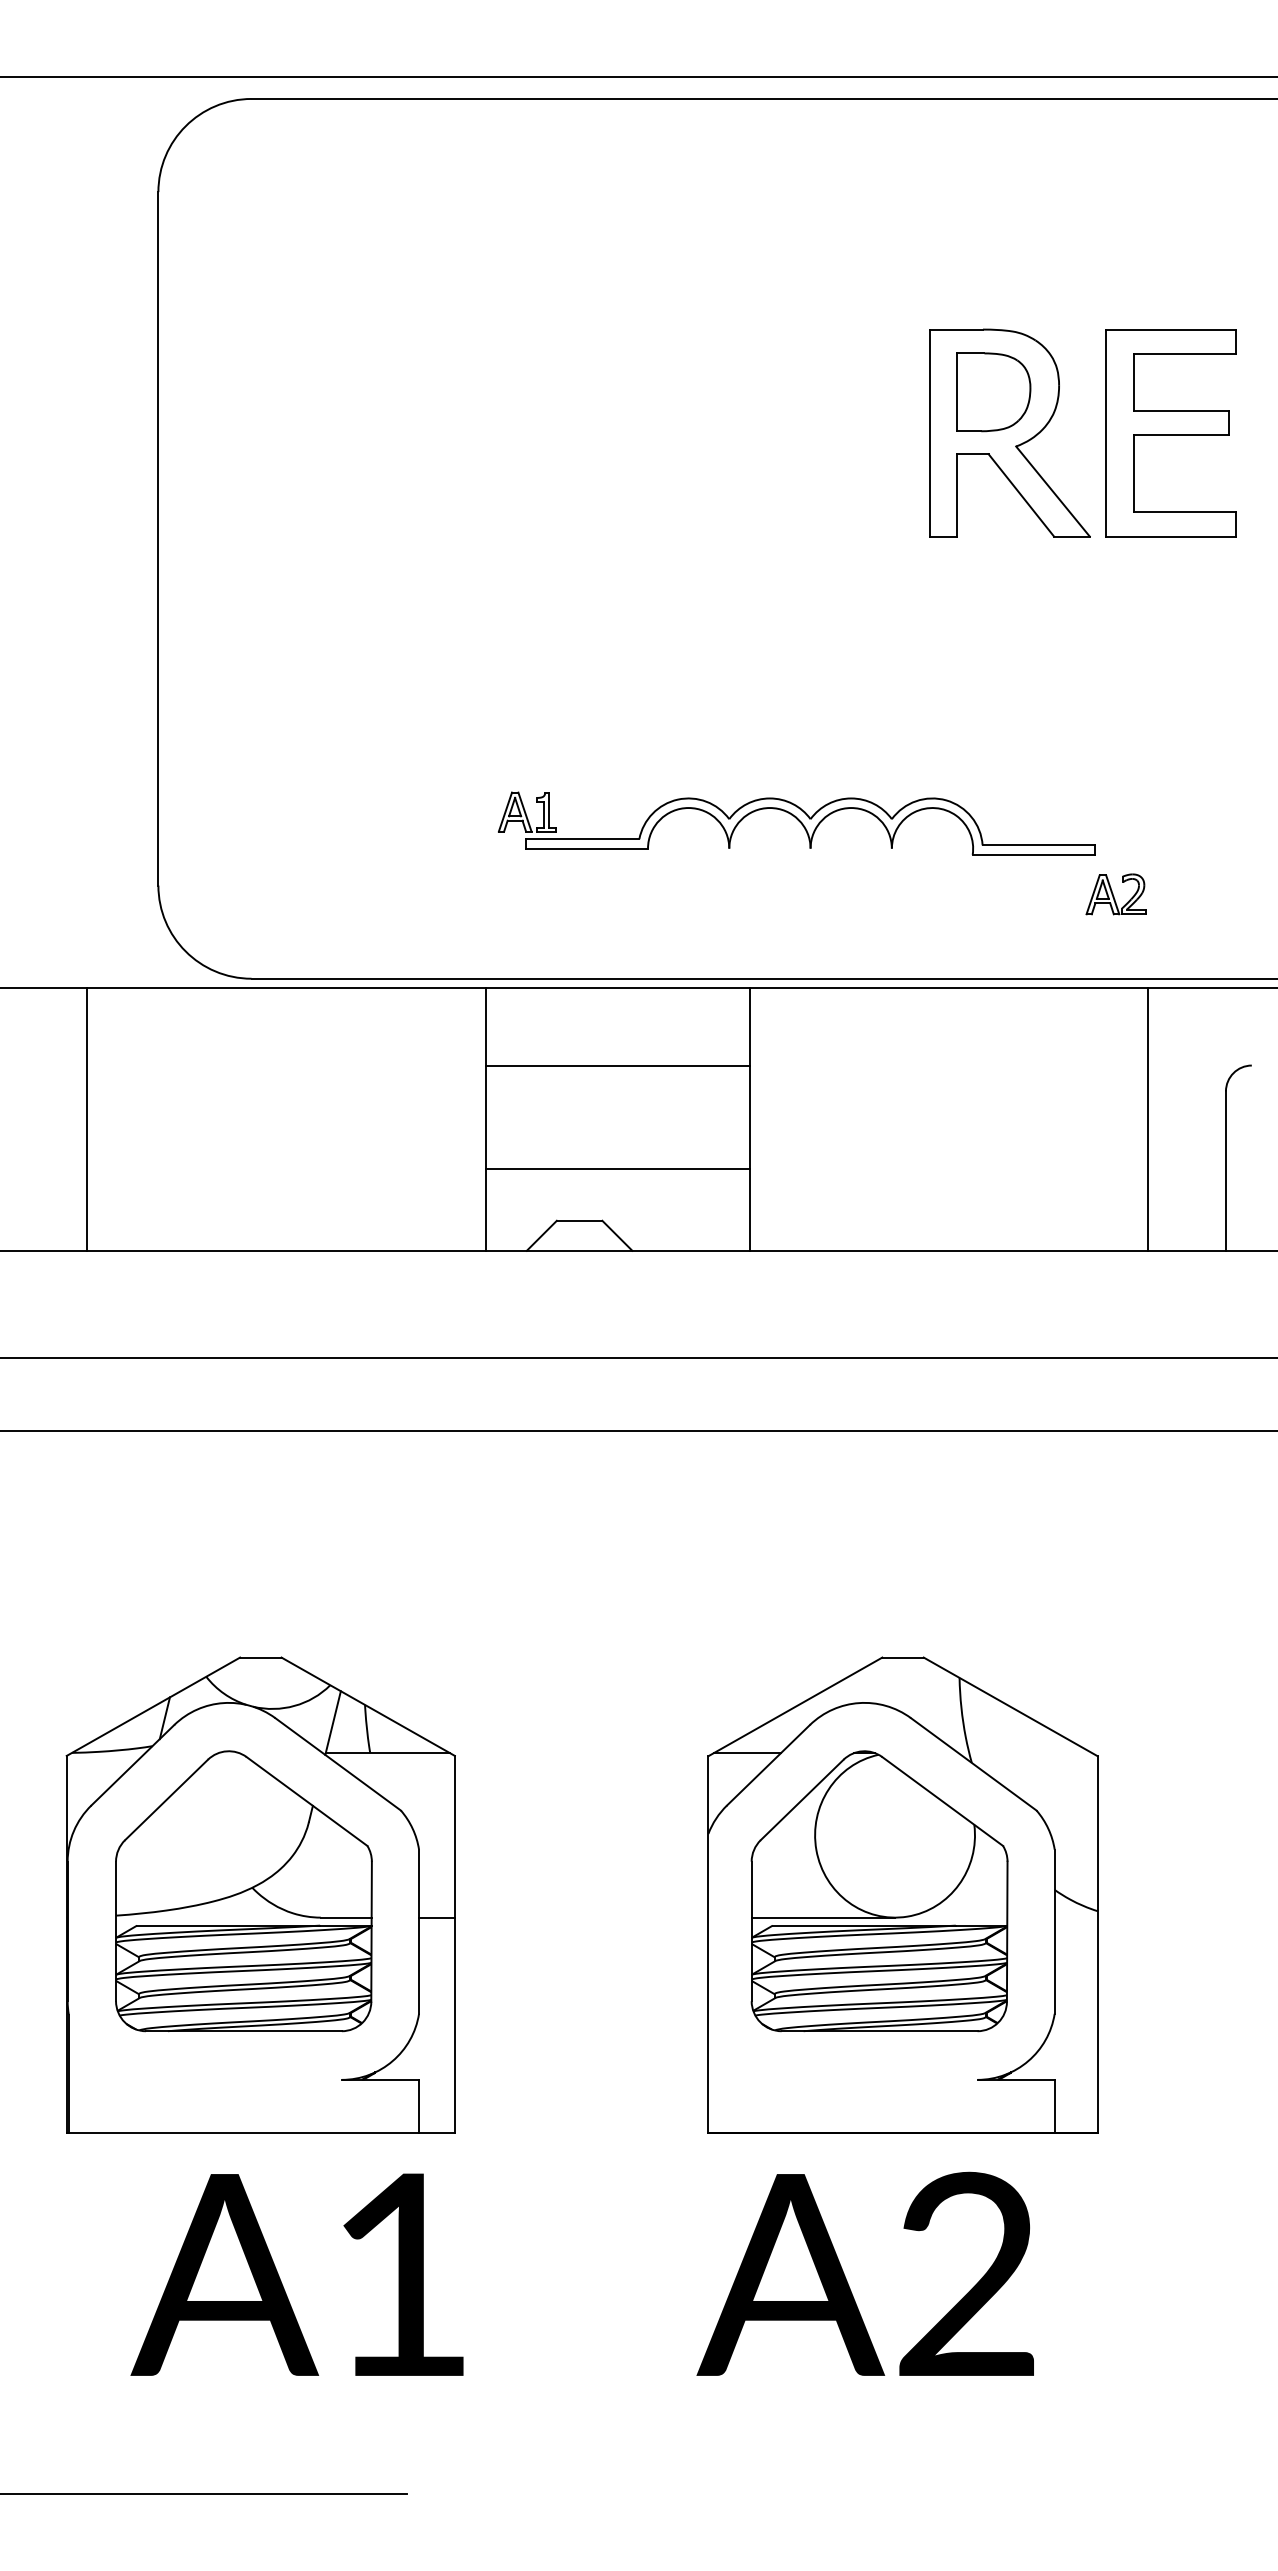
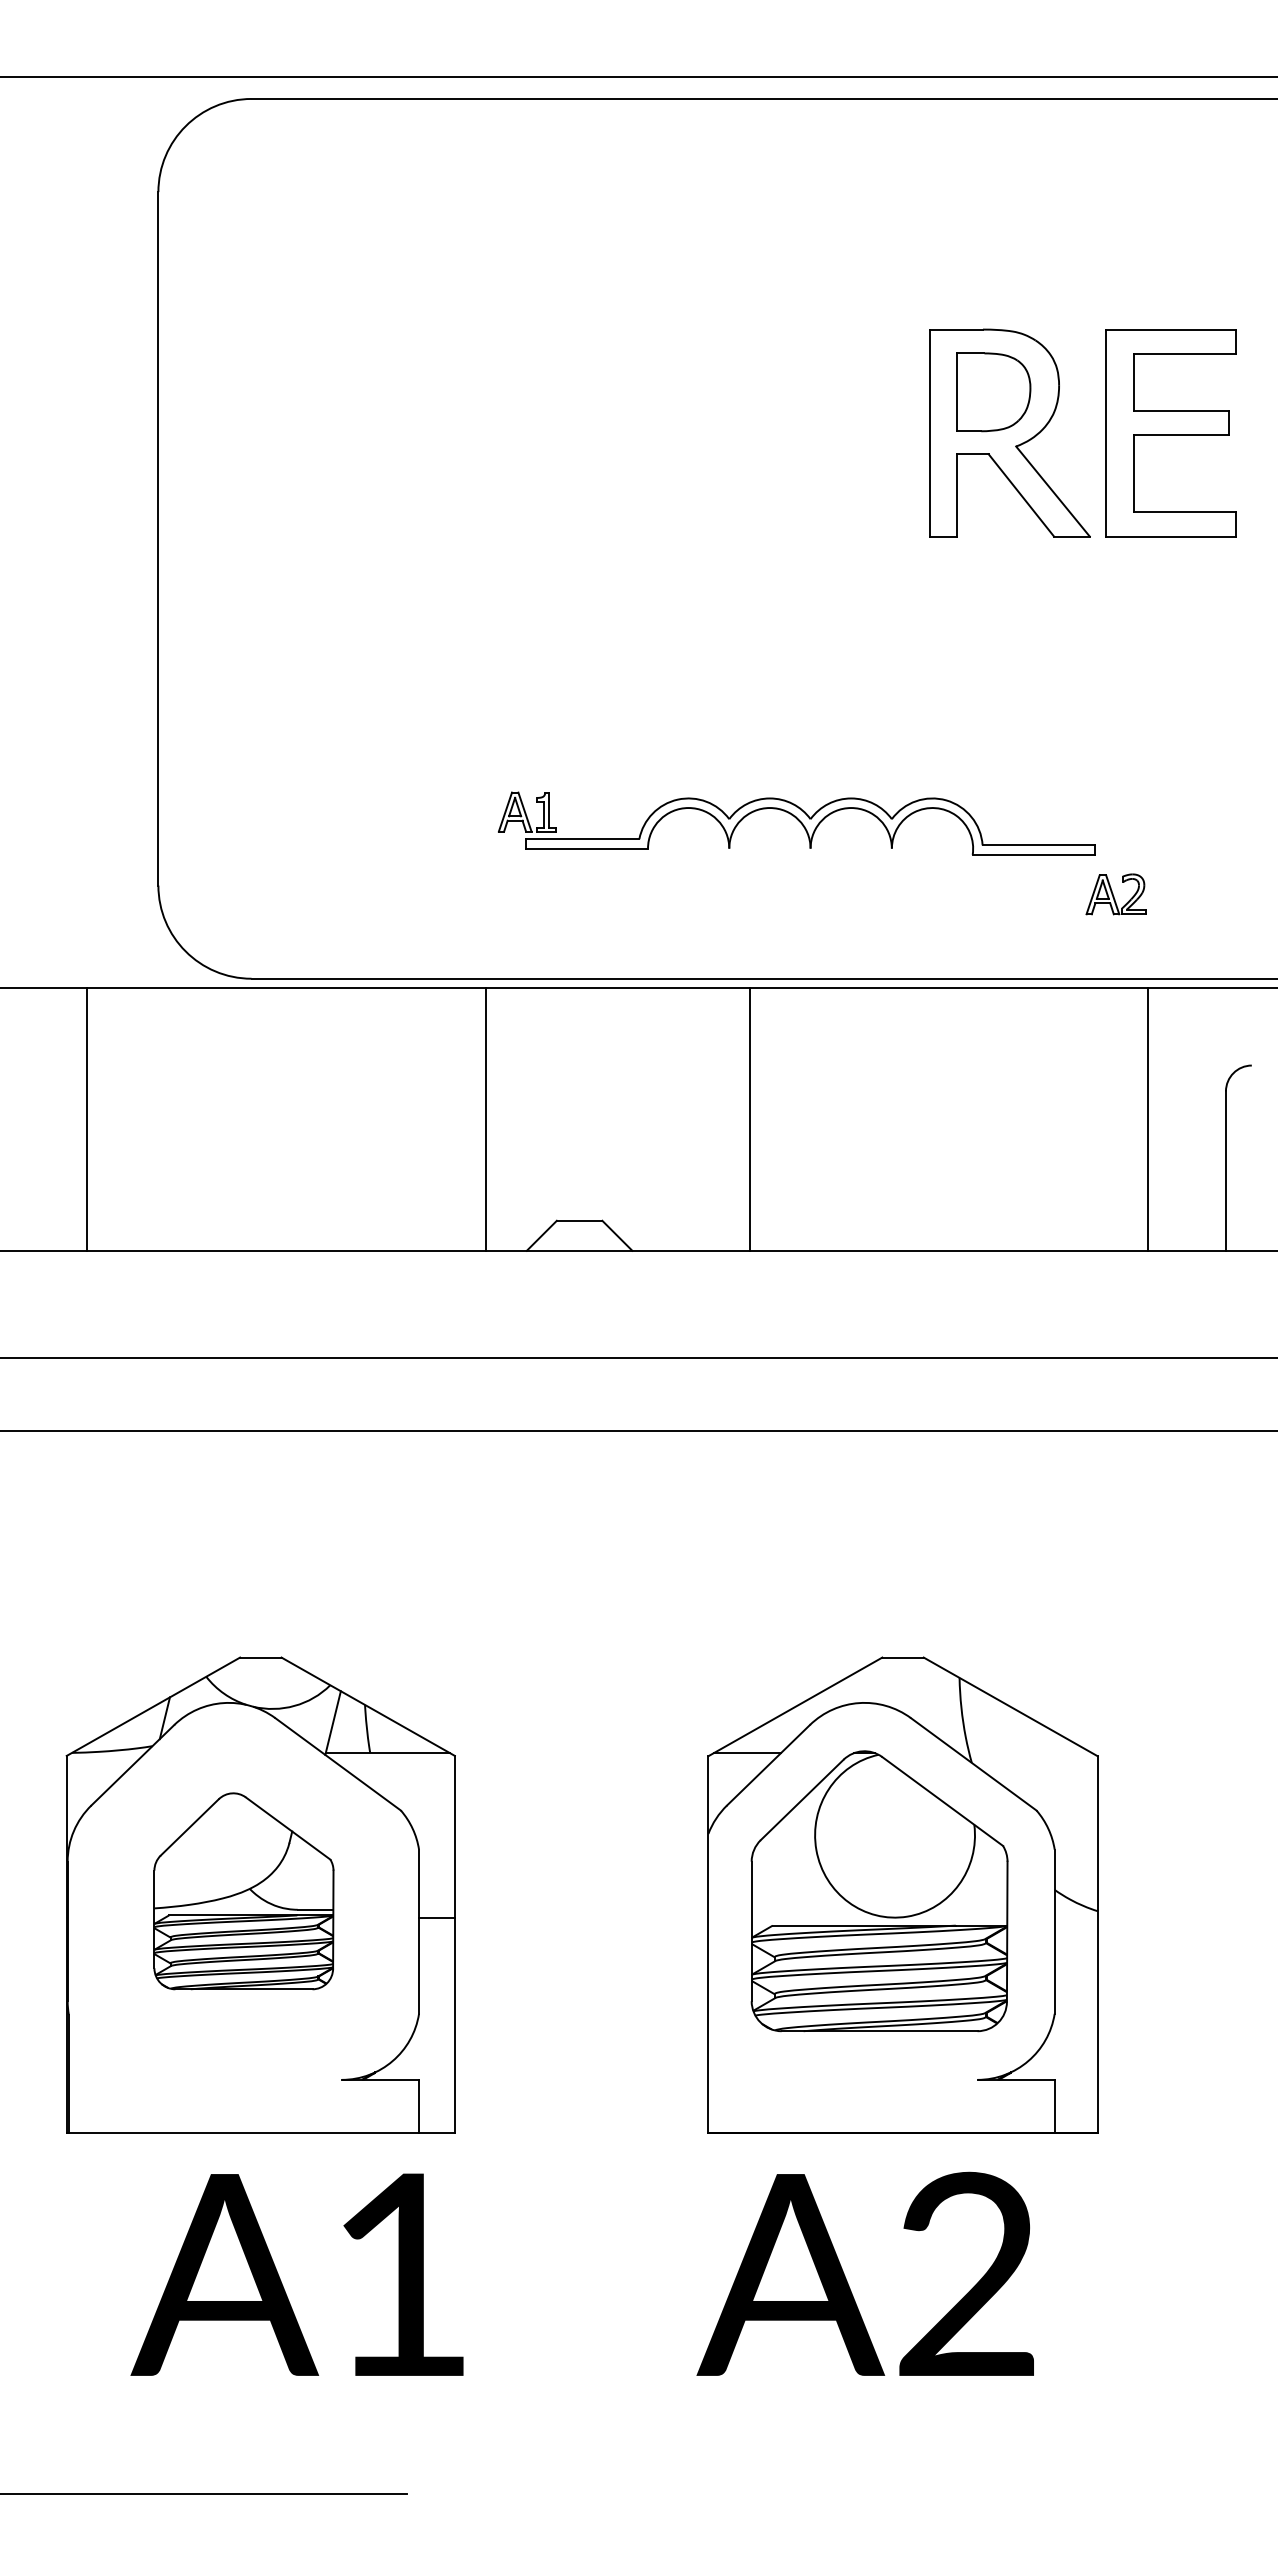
line: present -> none (617, 1065)
line: present -> none (617, 1169)
part size: 258x283 px -> 182x199 px (243, 1891)
line: present -> none (823, 1917)
